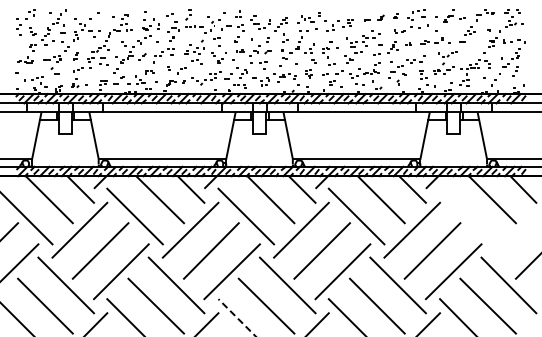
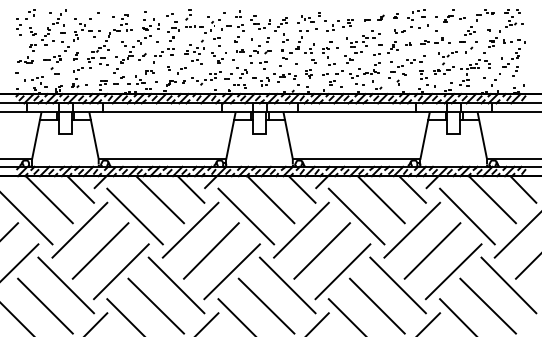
part: none -> present (471, 47)
line: none -> present (467, 216)
line: none -> present (516, 235)
line: dashed -> solid (236, 317)
